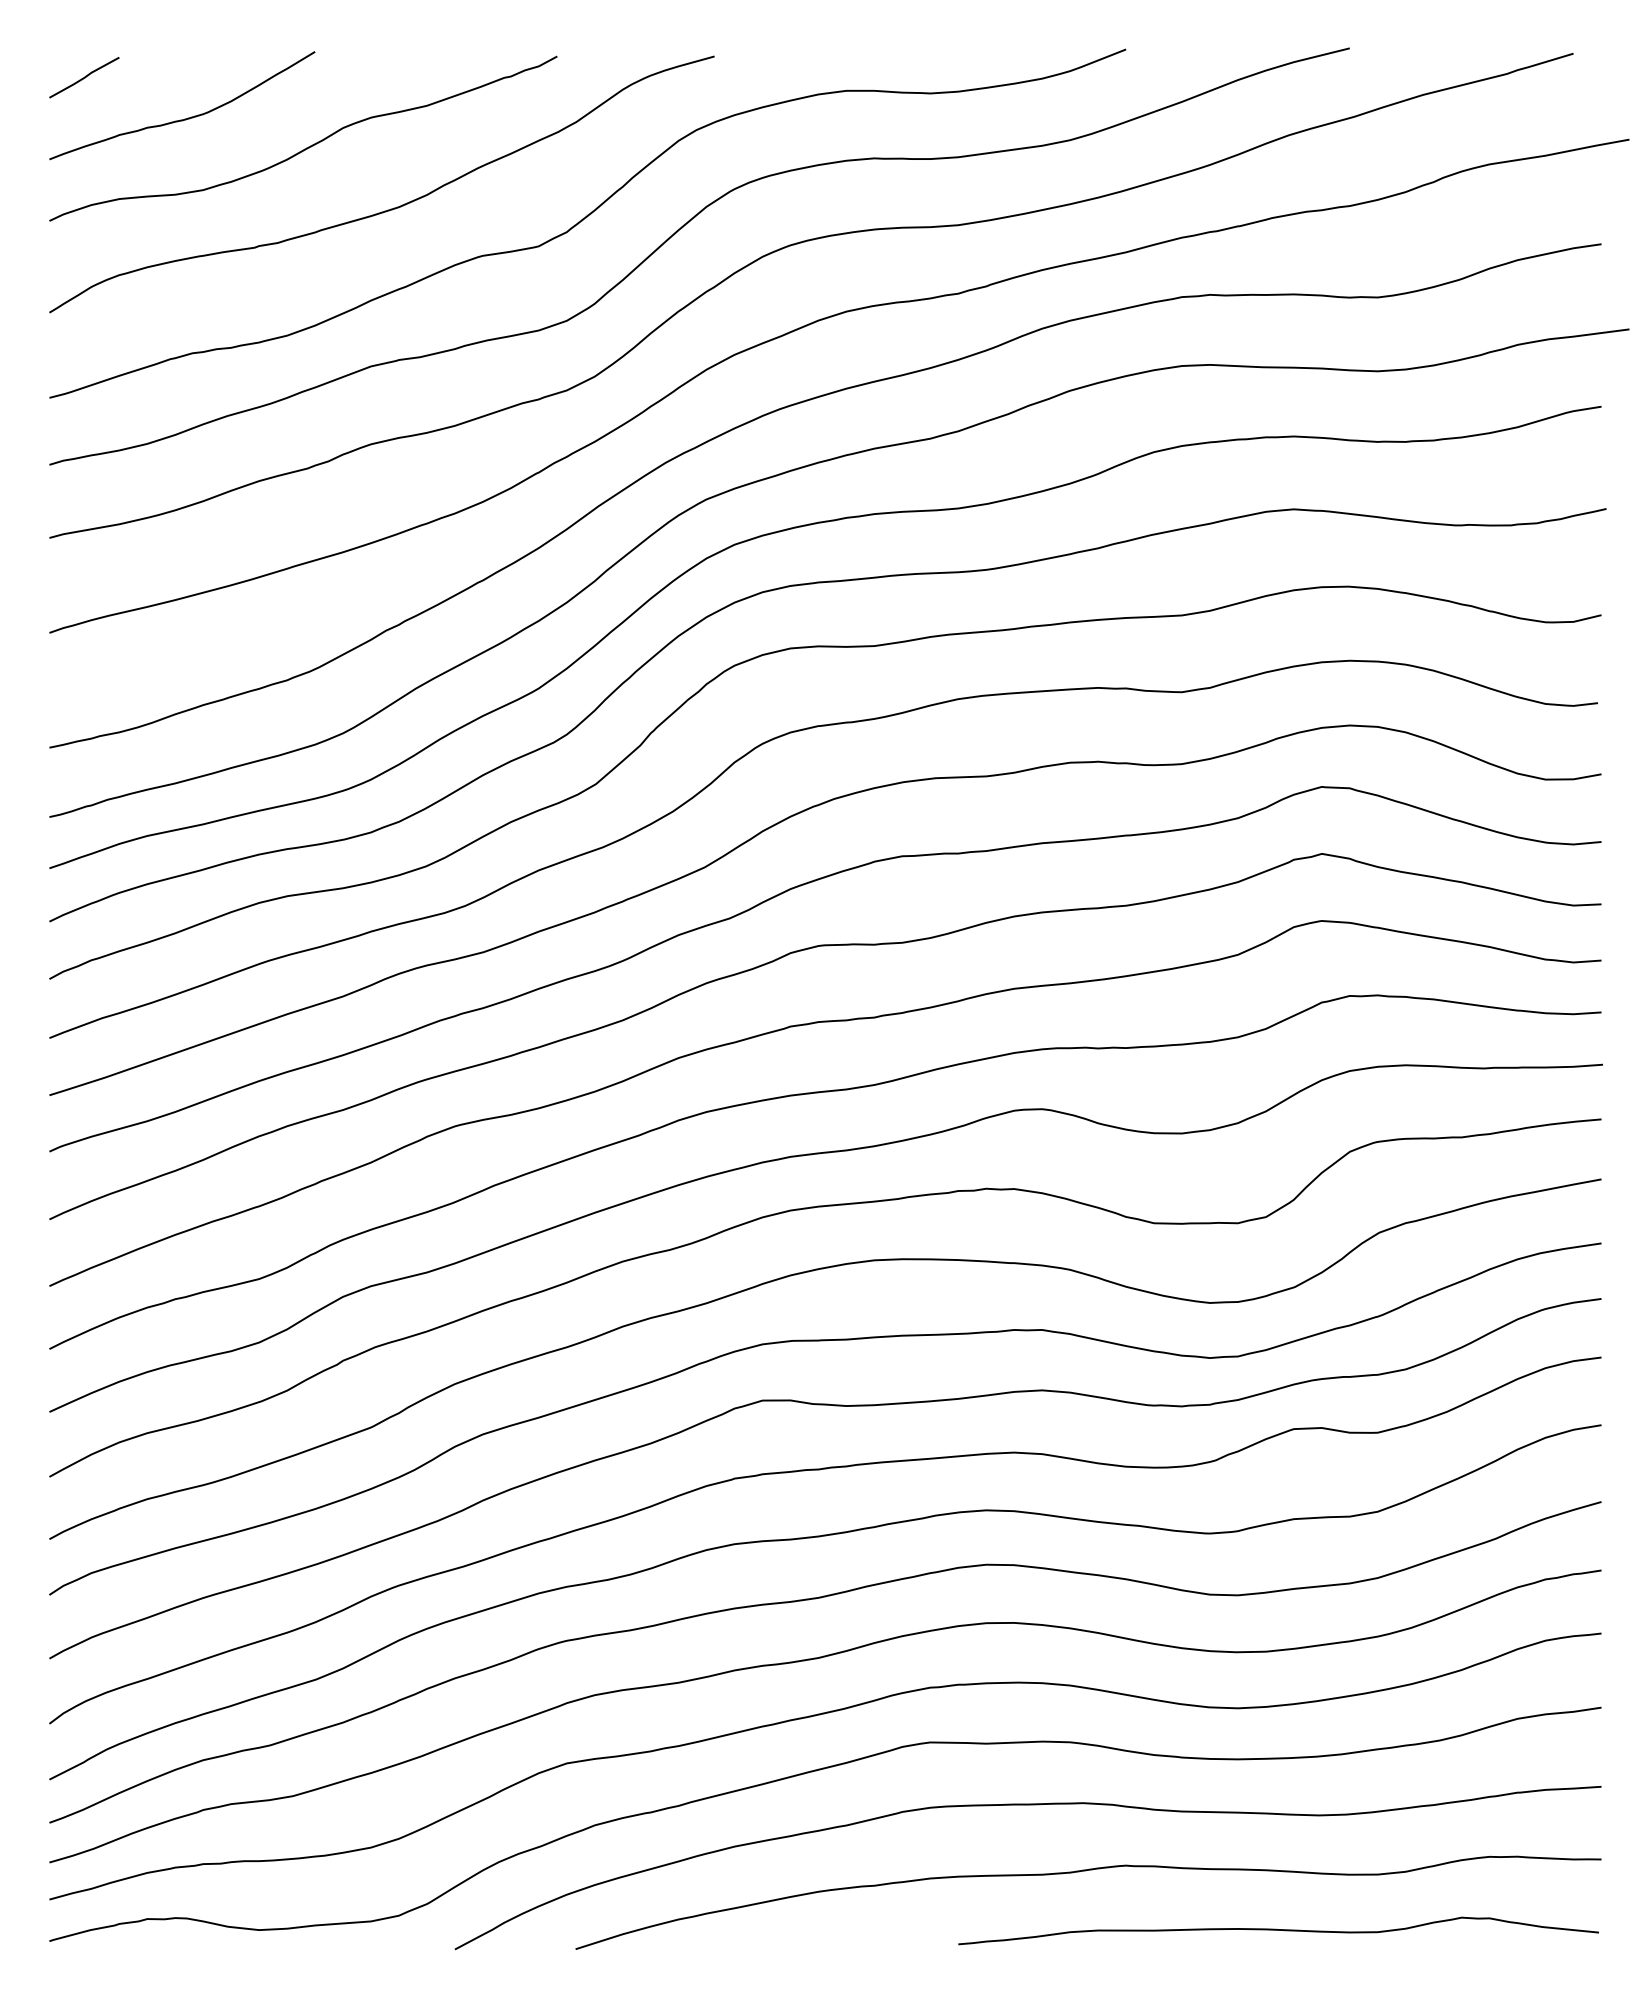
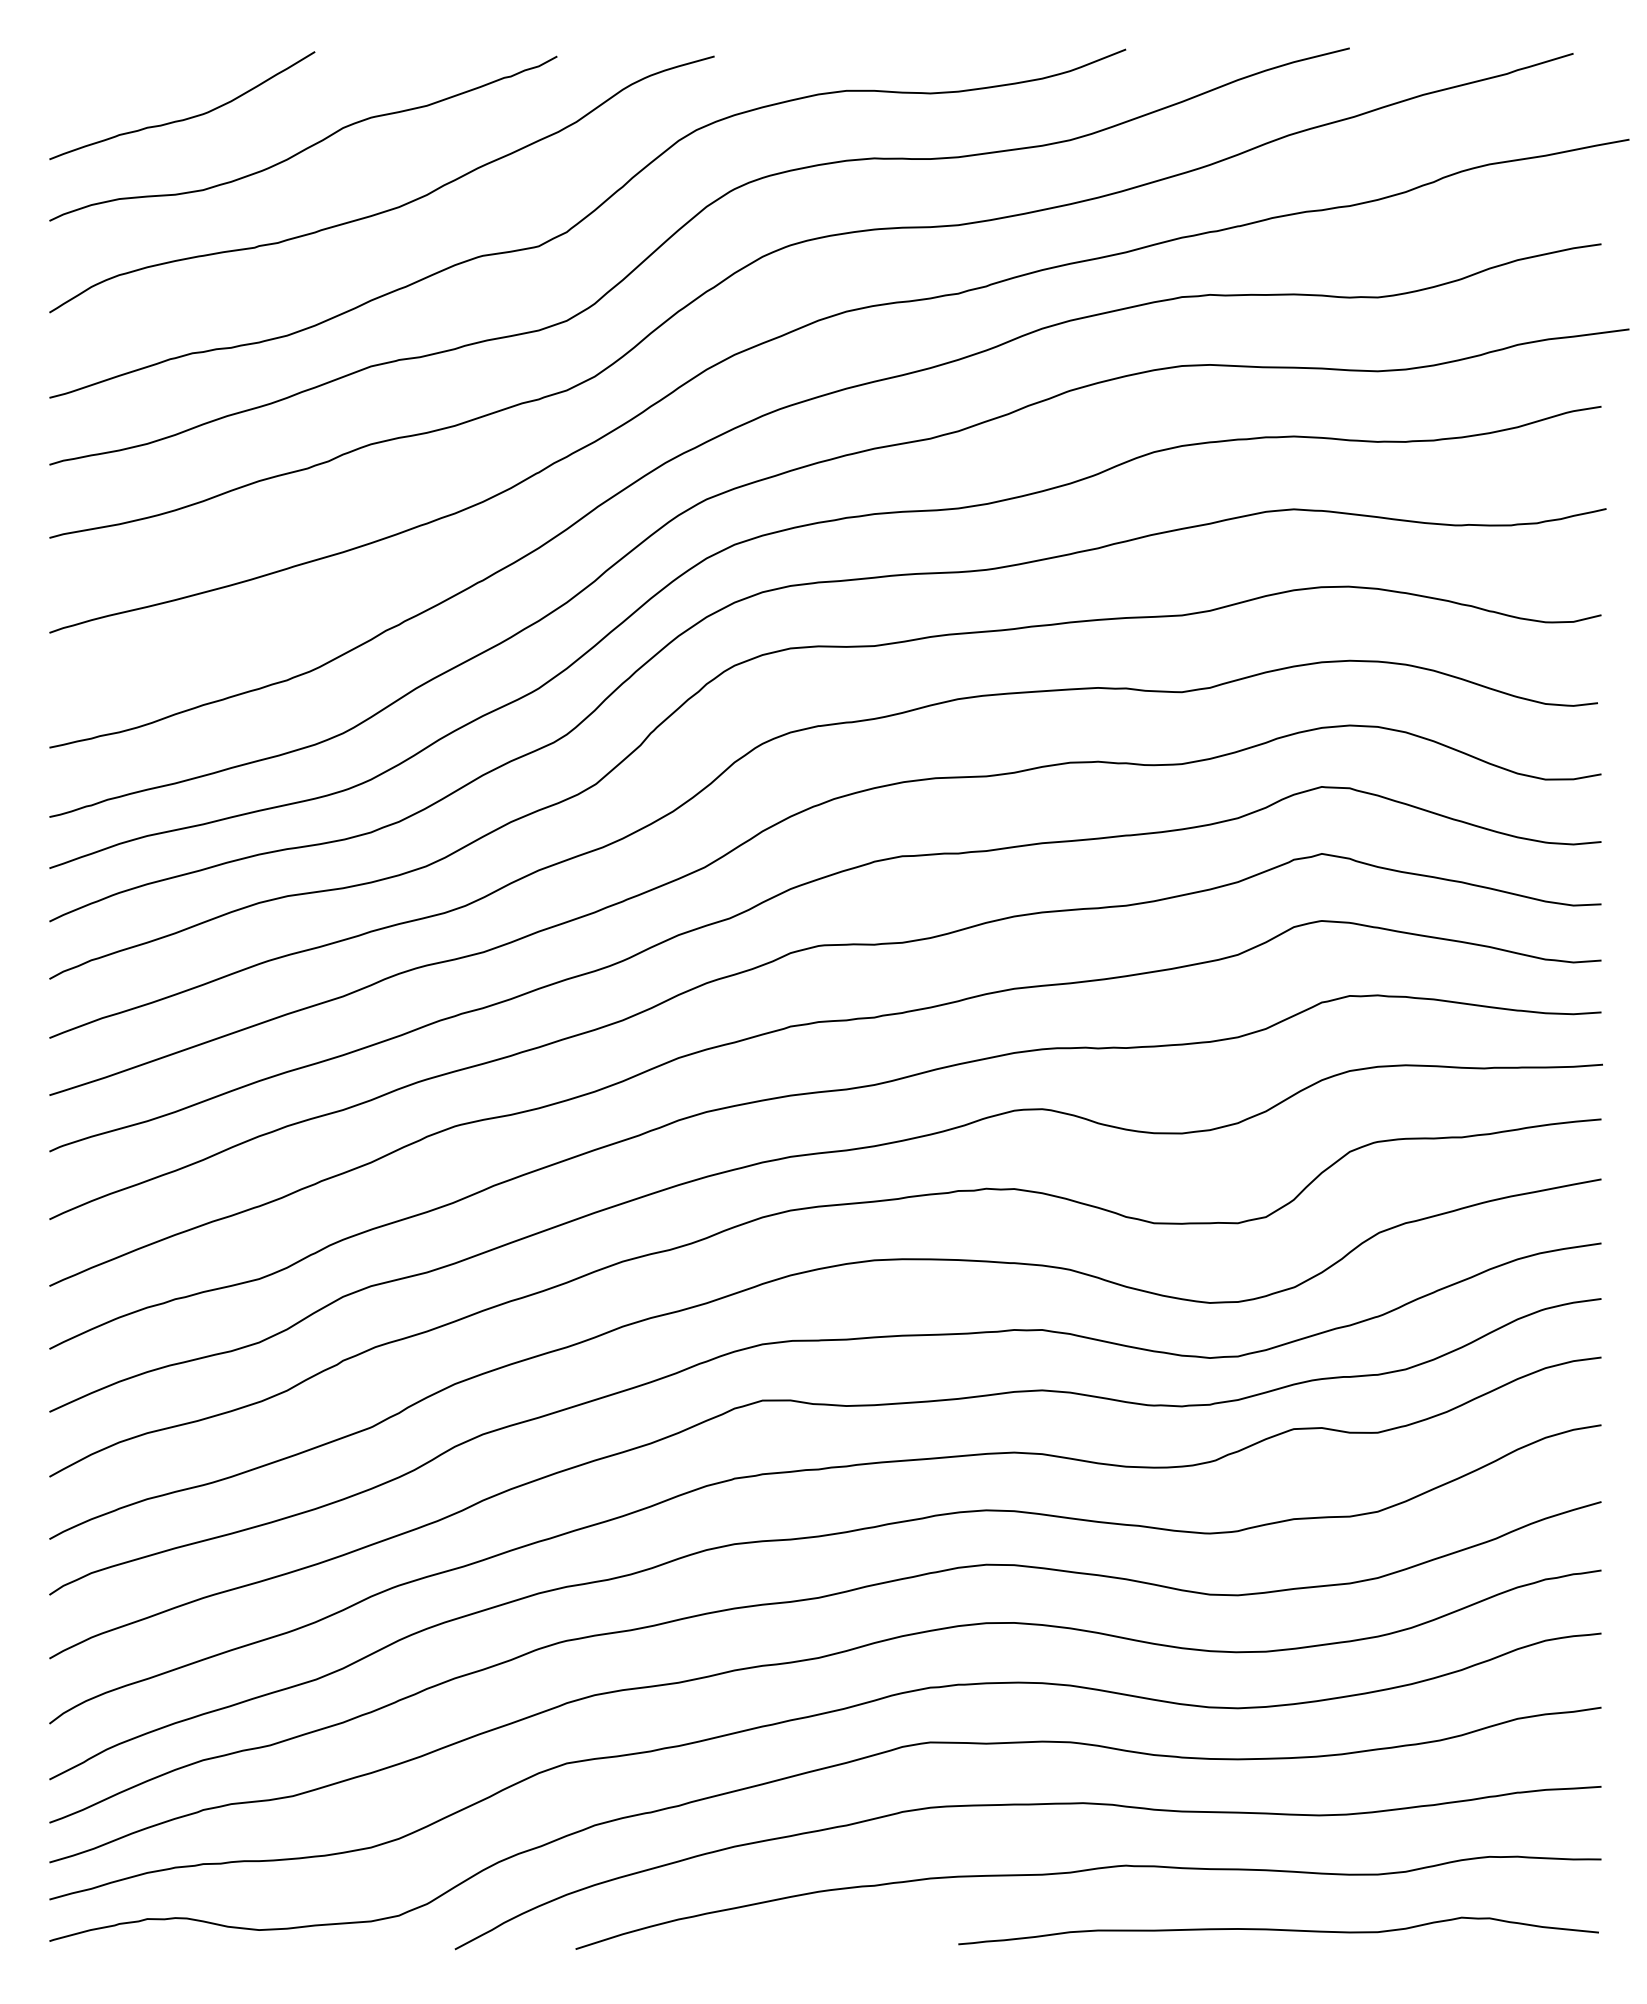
line: present -> none (84, 77)
